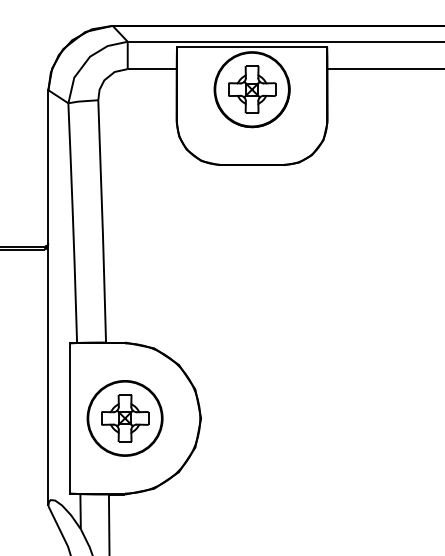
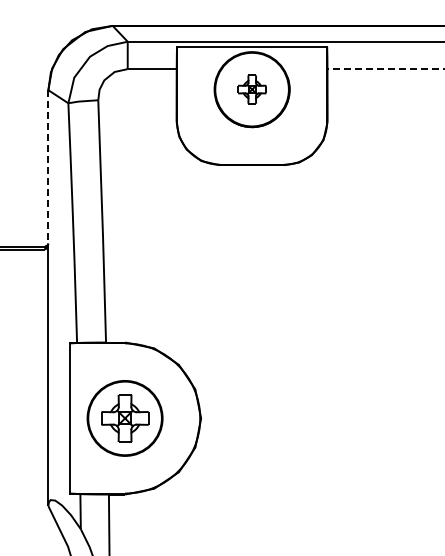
line: solid -> dashed (385, 69)
part size: 49x49 px -> 30x31 px (251, 89)
line: solid -> dashed (48, 167)
